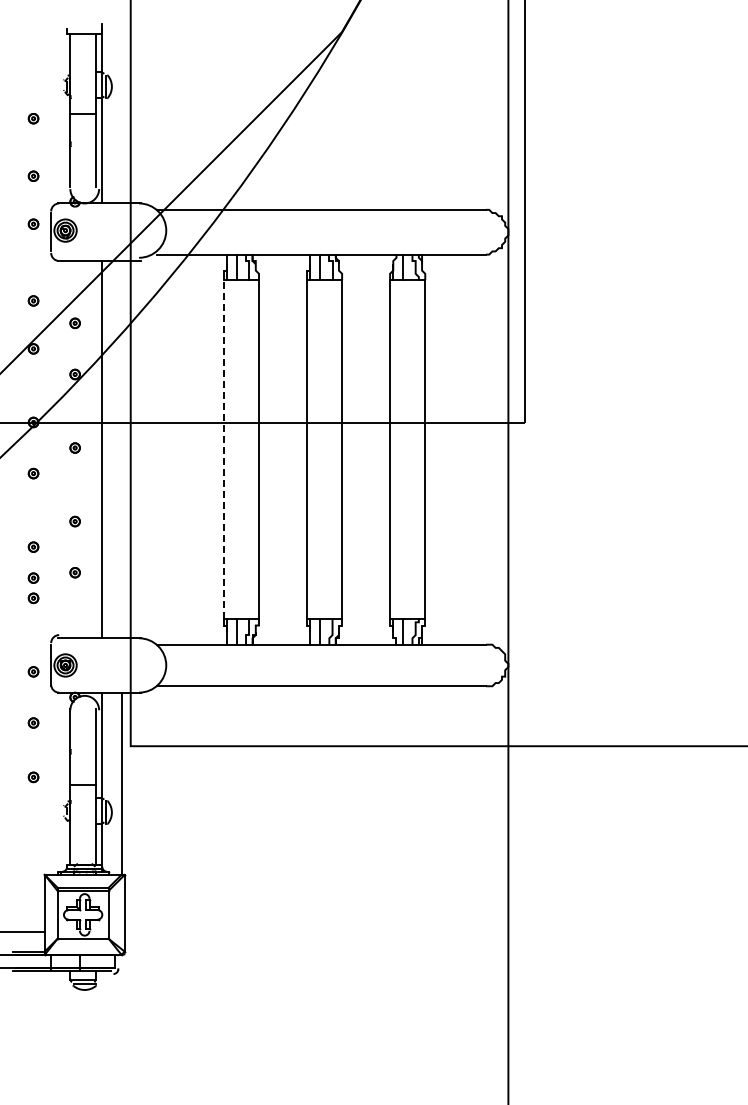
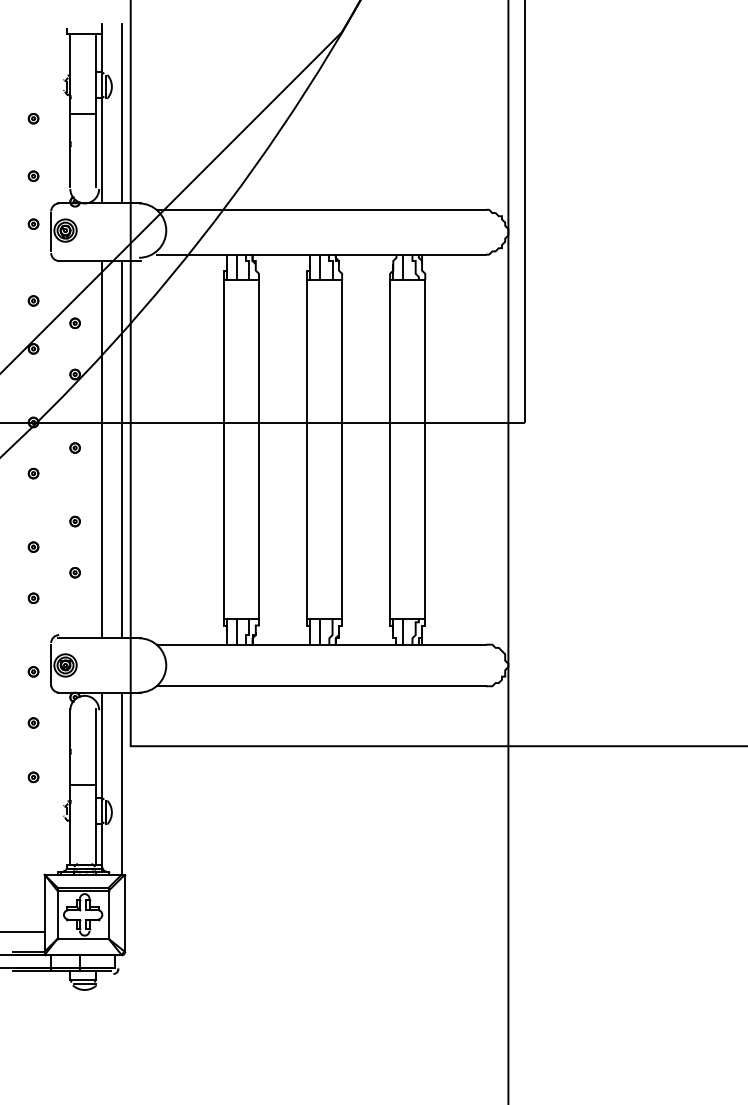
line: none -> present (121, 113)
line: none -> present (121, 449)
line: dashed -> solid (223, 449)
part: present -> none (33, 577)
